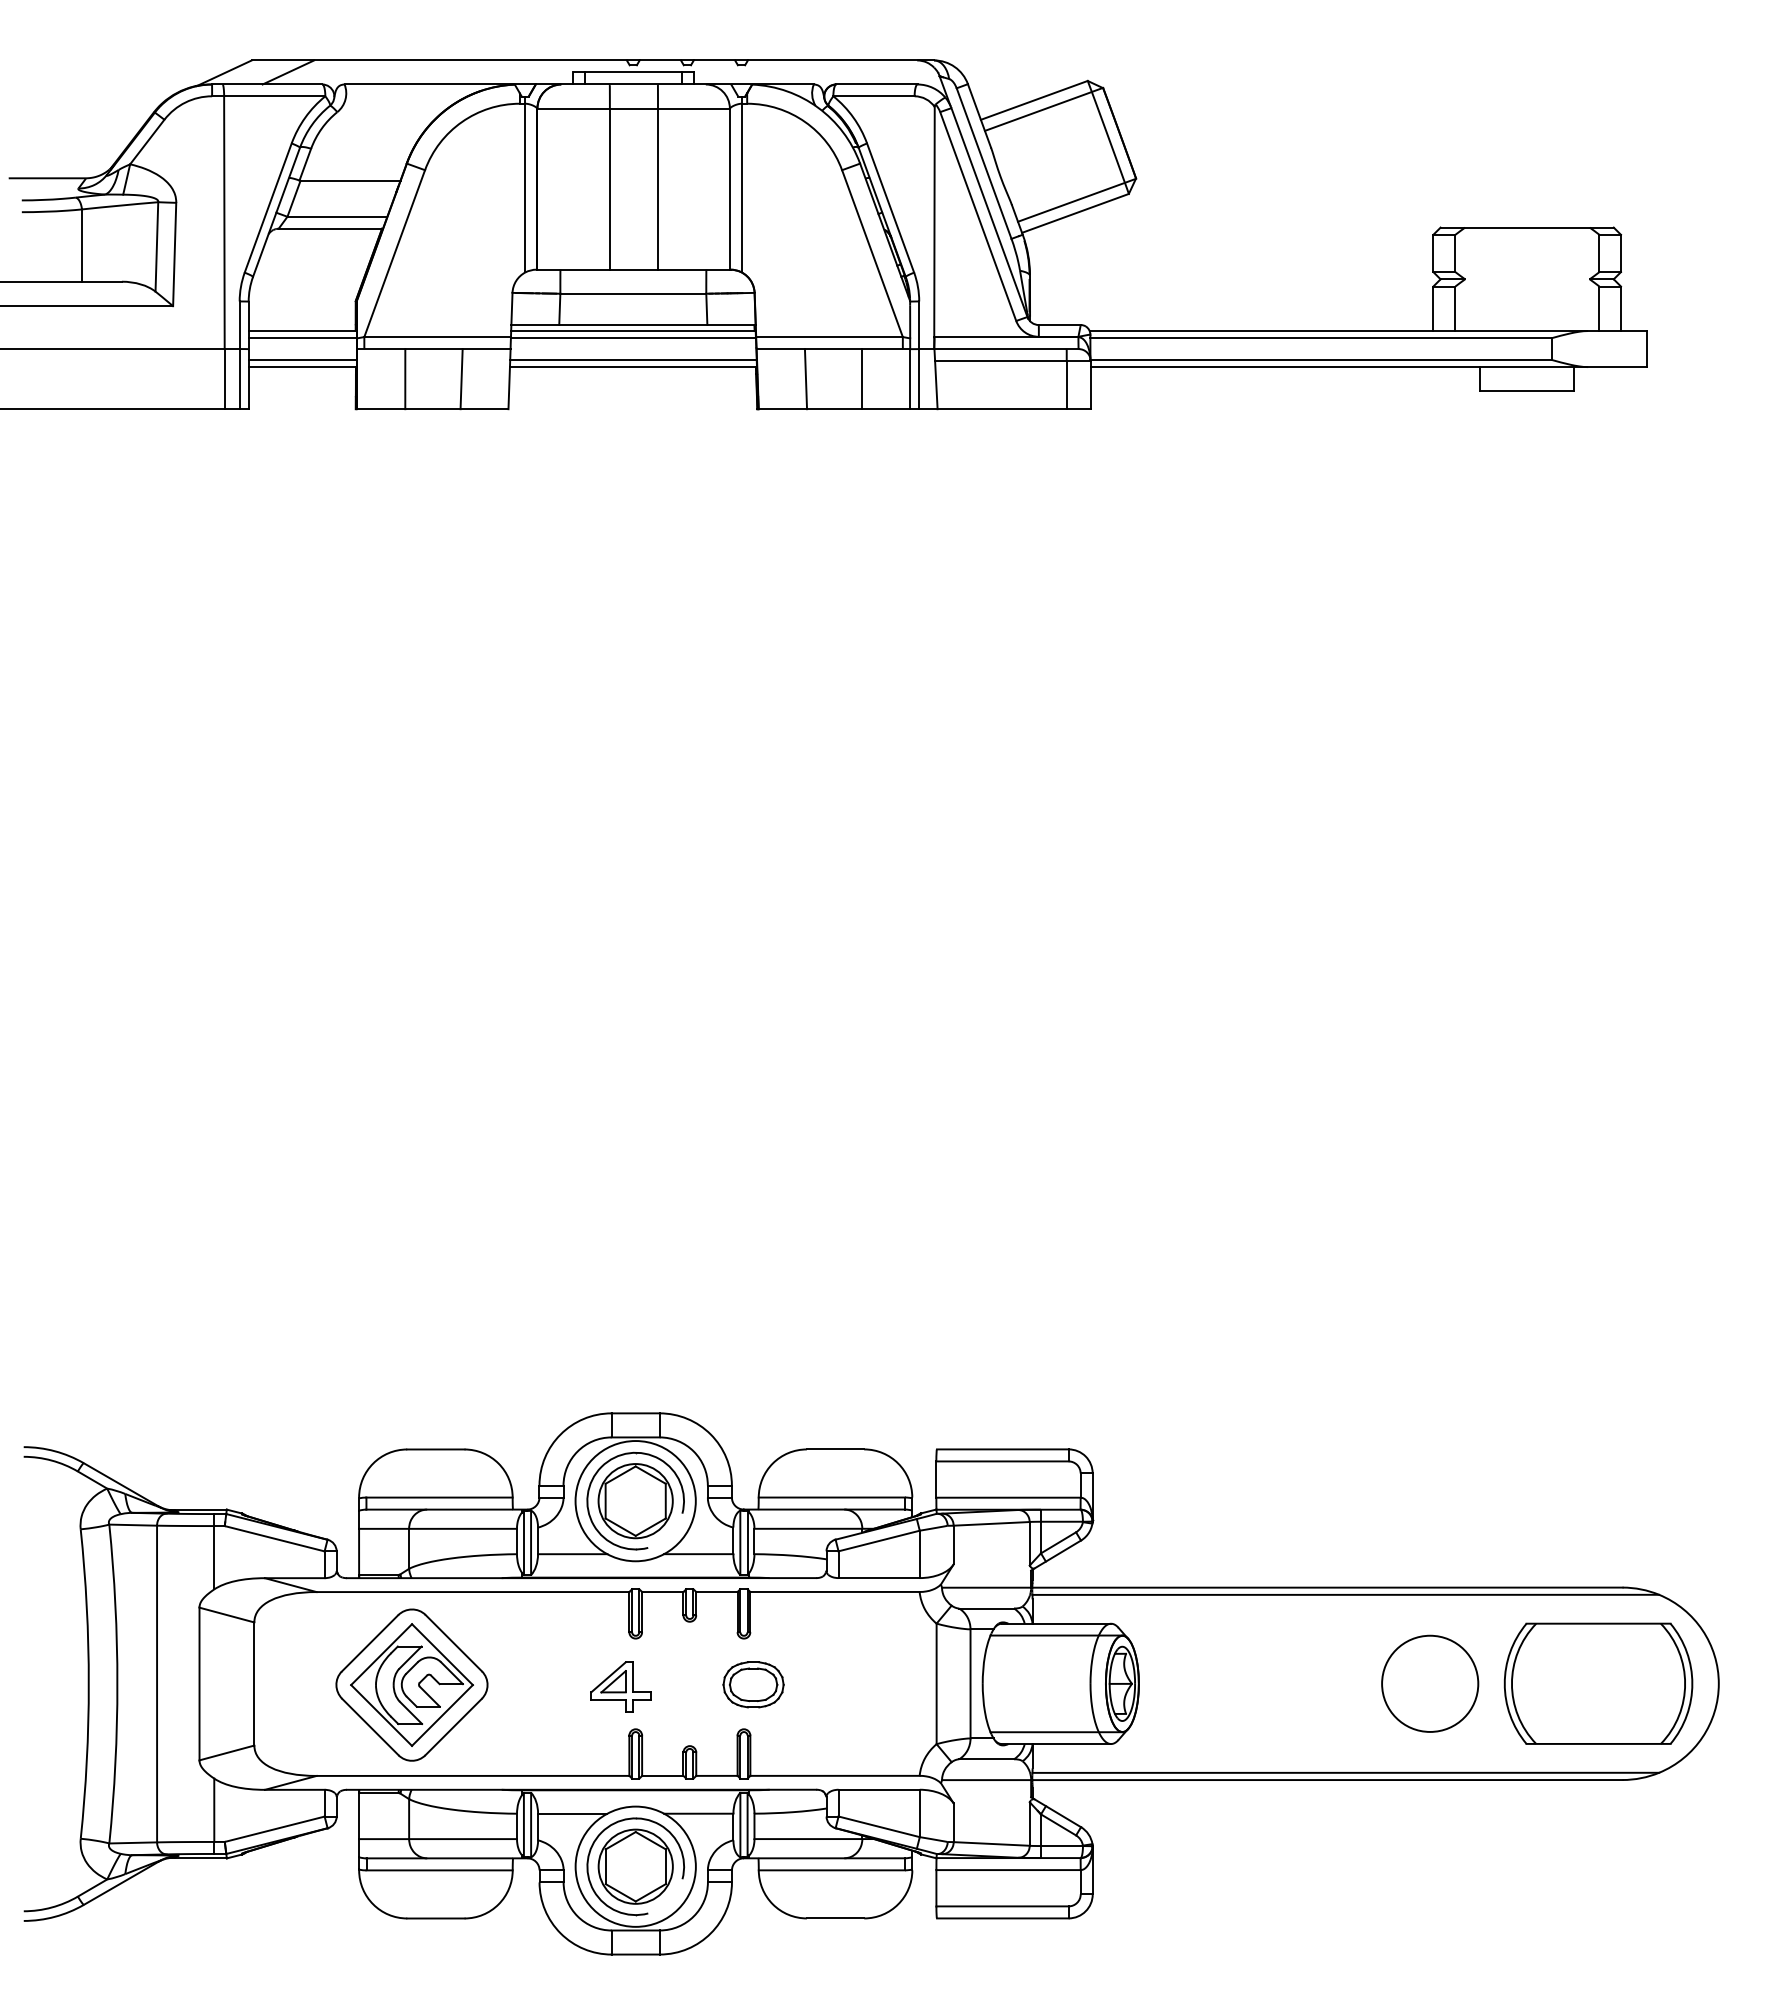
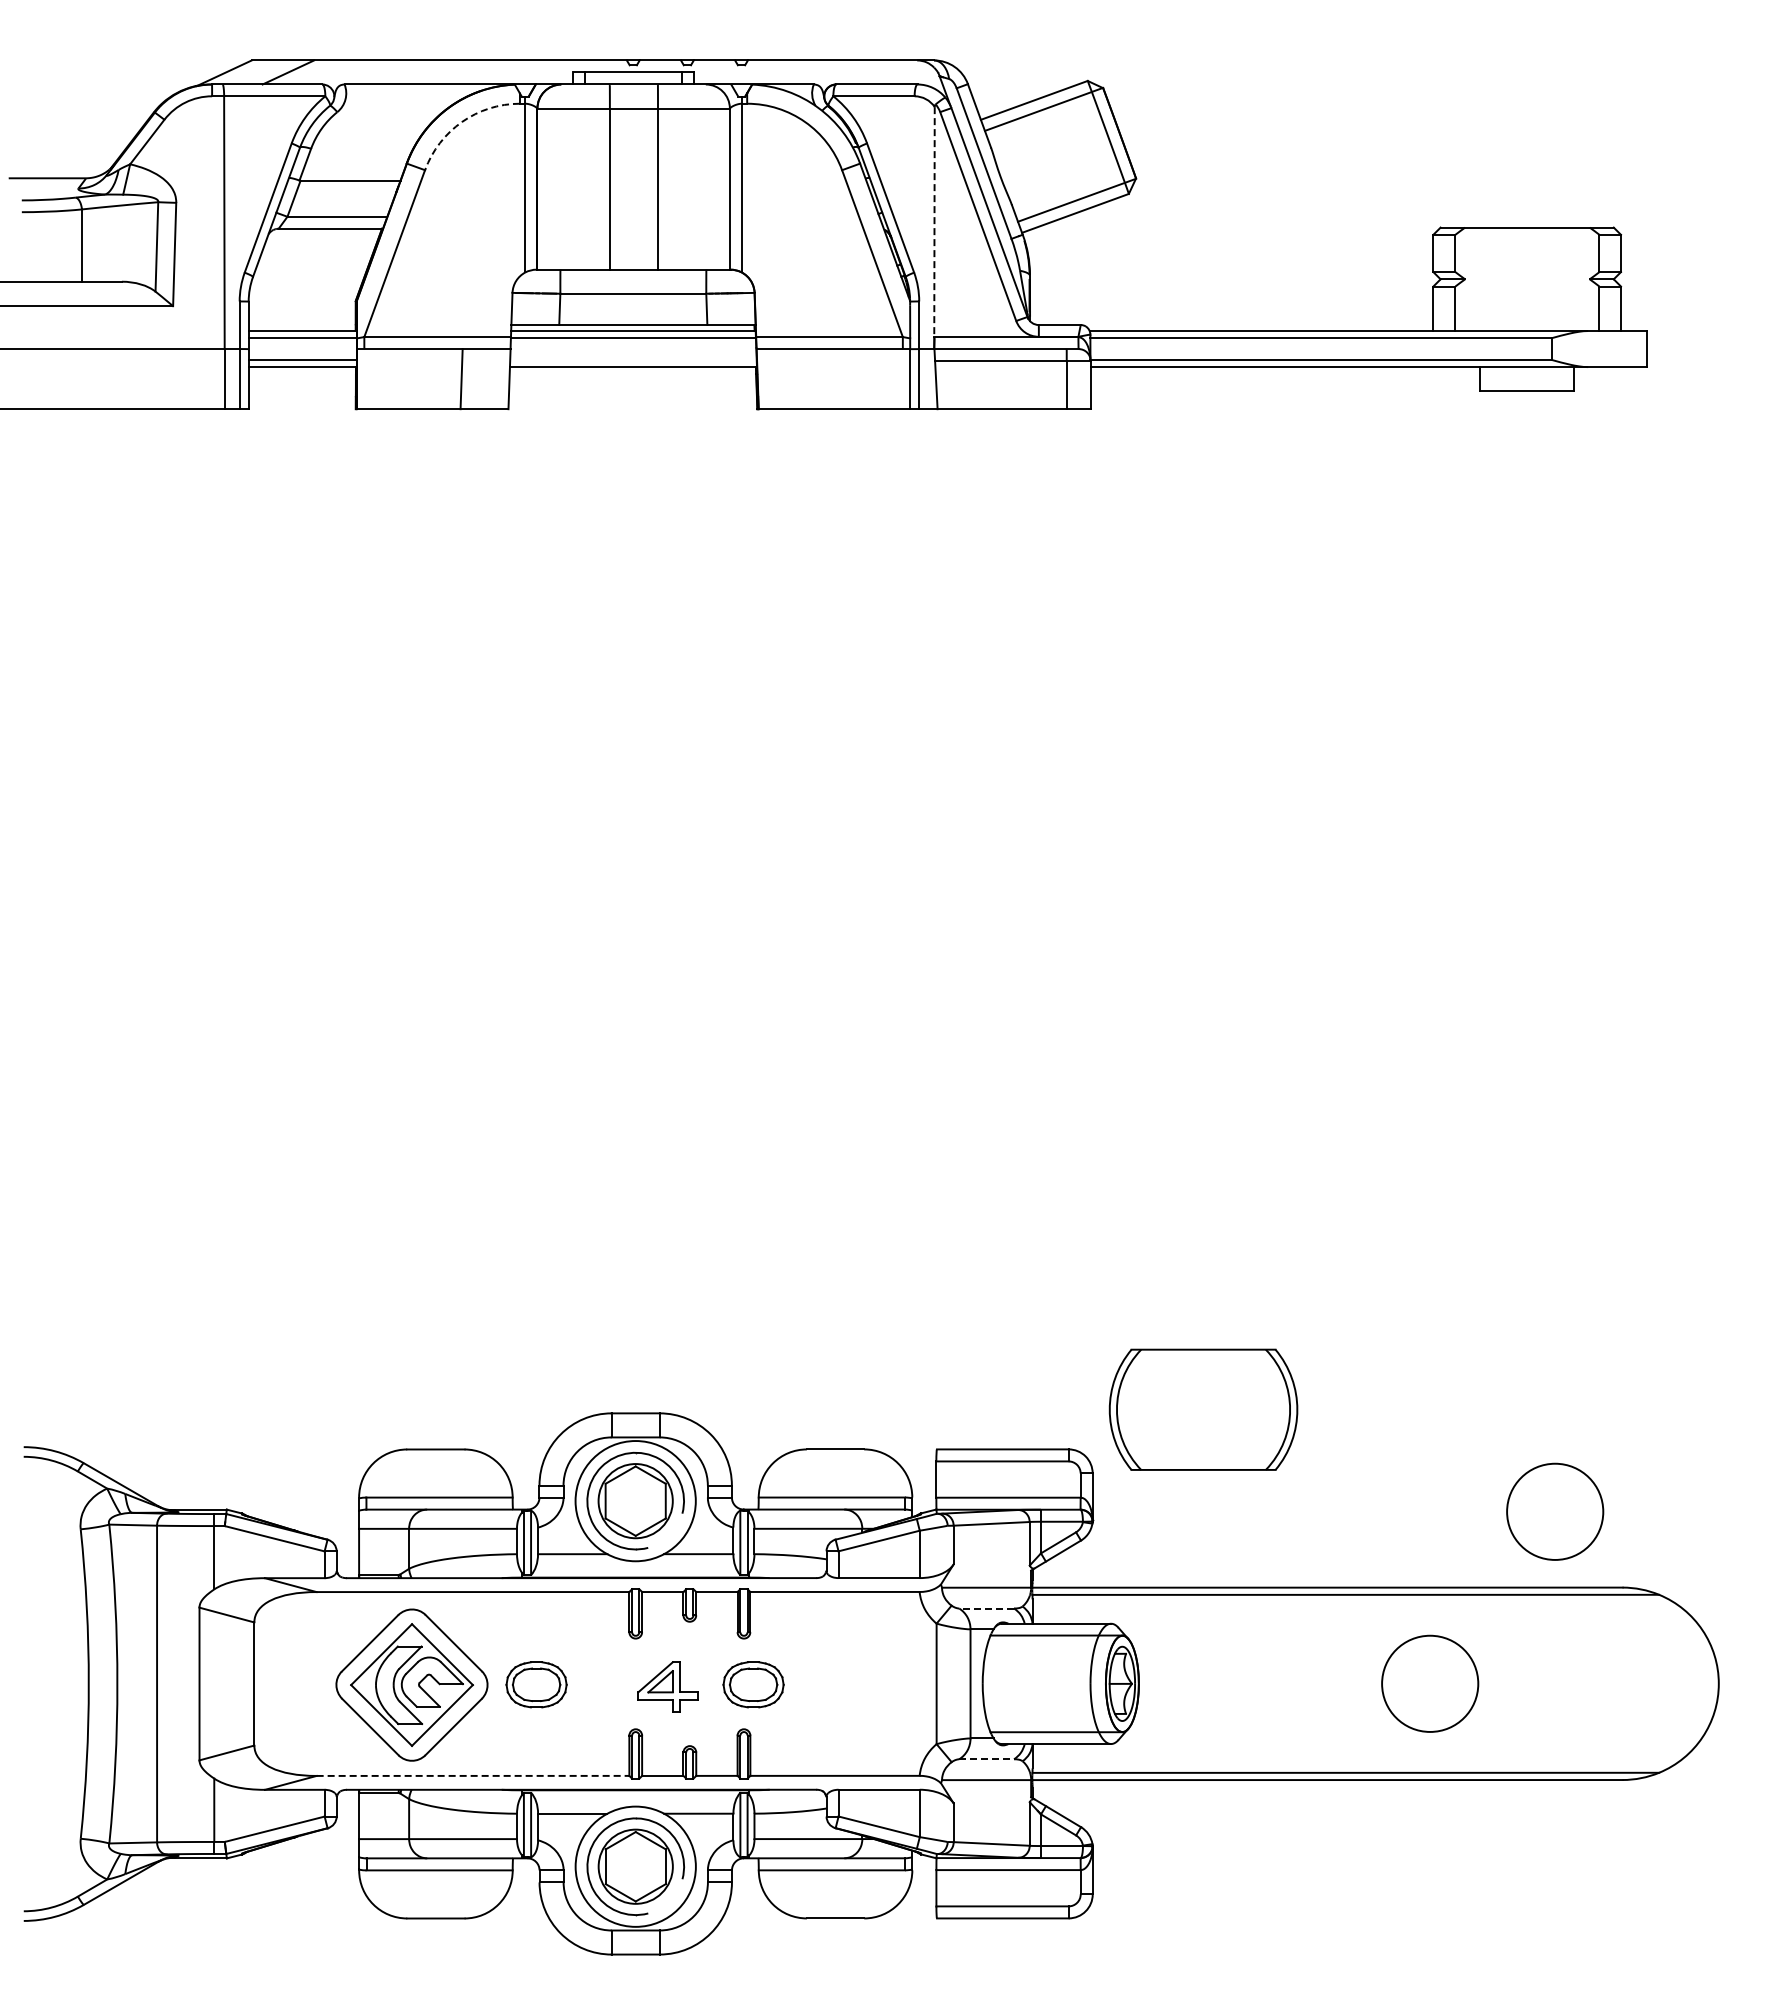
arc: solid -> dashed (462, 122)
line: solid -> dashed (934, 222)
line: present -> none (633, 359)
line: present -> none (405, 379)
line: present -> none (805, 379)
line: present -> none (862, 379)
circle: none -> present (1555, 1511)
line: solid -> dashed (986, 1608)
part position: (1598, 1683) -> (1203, 1409) (1203, 1409)
part: none -> present (536, 1684)
part position: (620, 1686) -> (667, 1686) (667, 1686)
line: solid -> dashed (987, 1759)
line: solid -> dashed (473, 1775)
